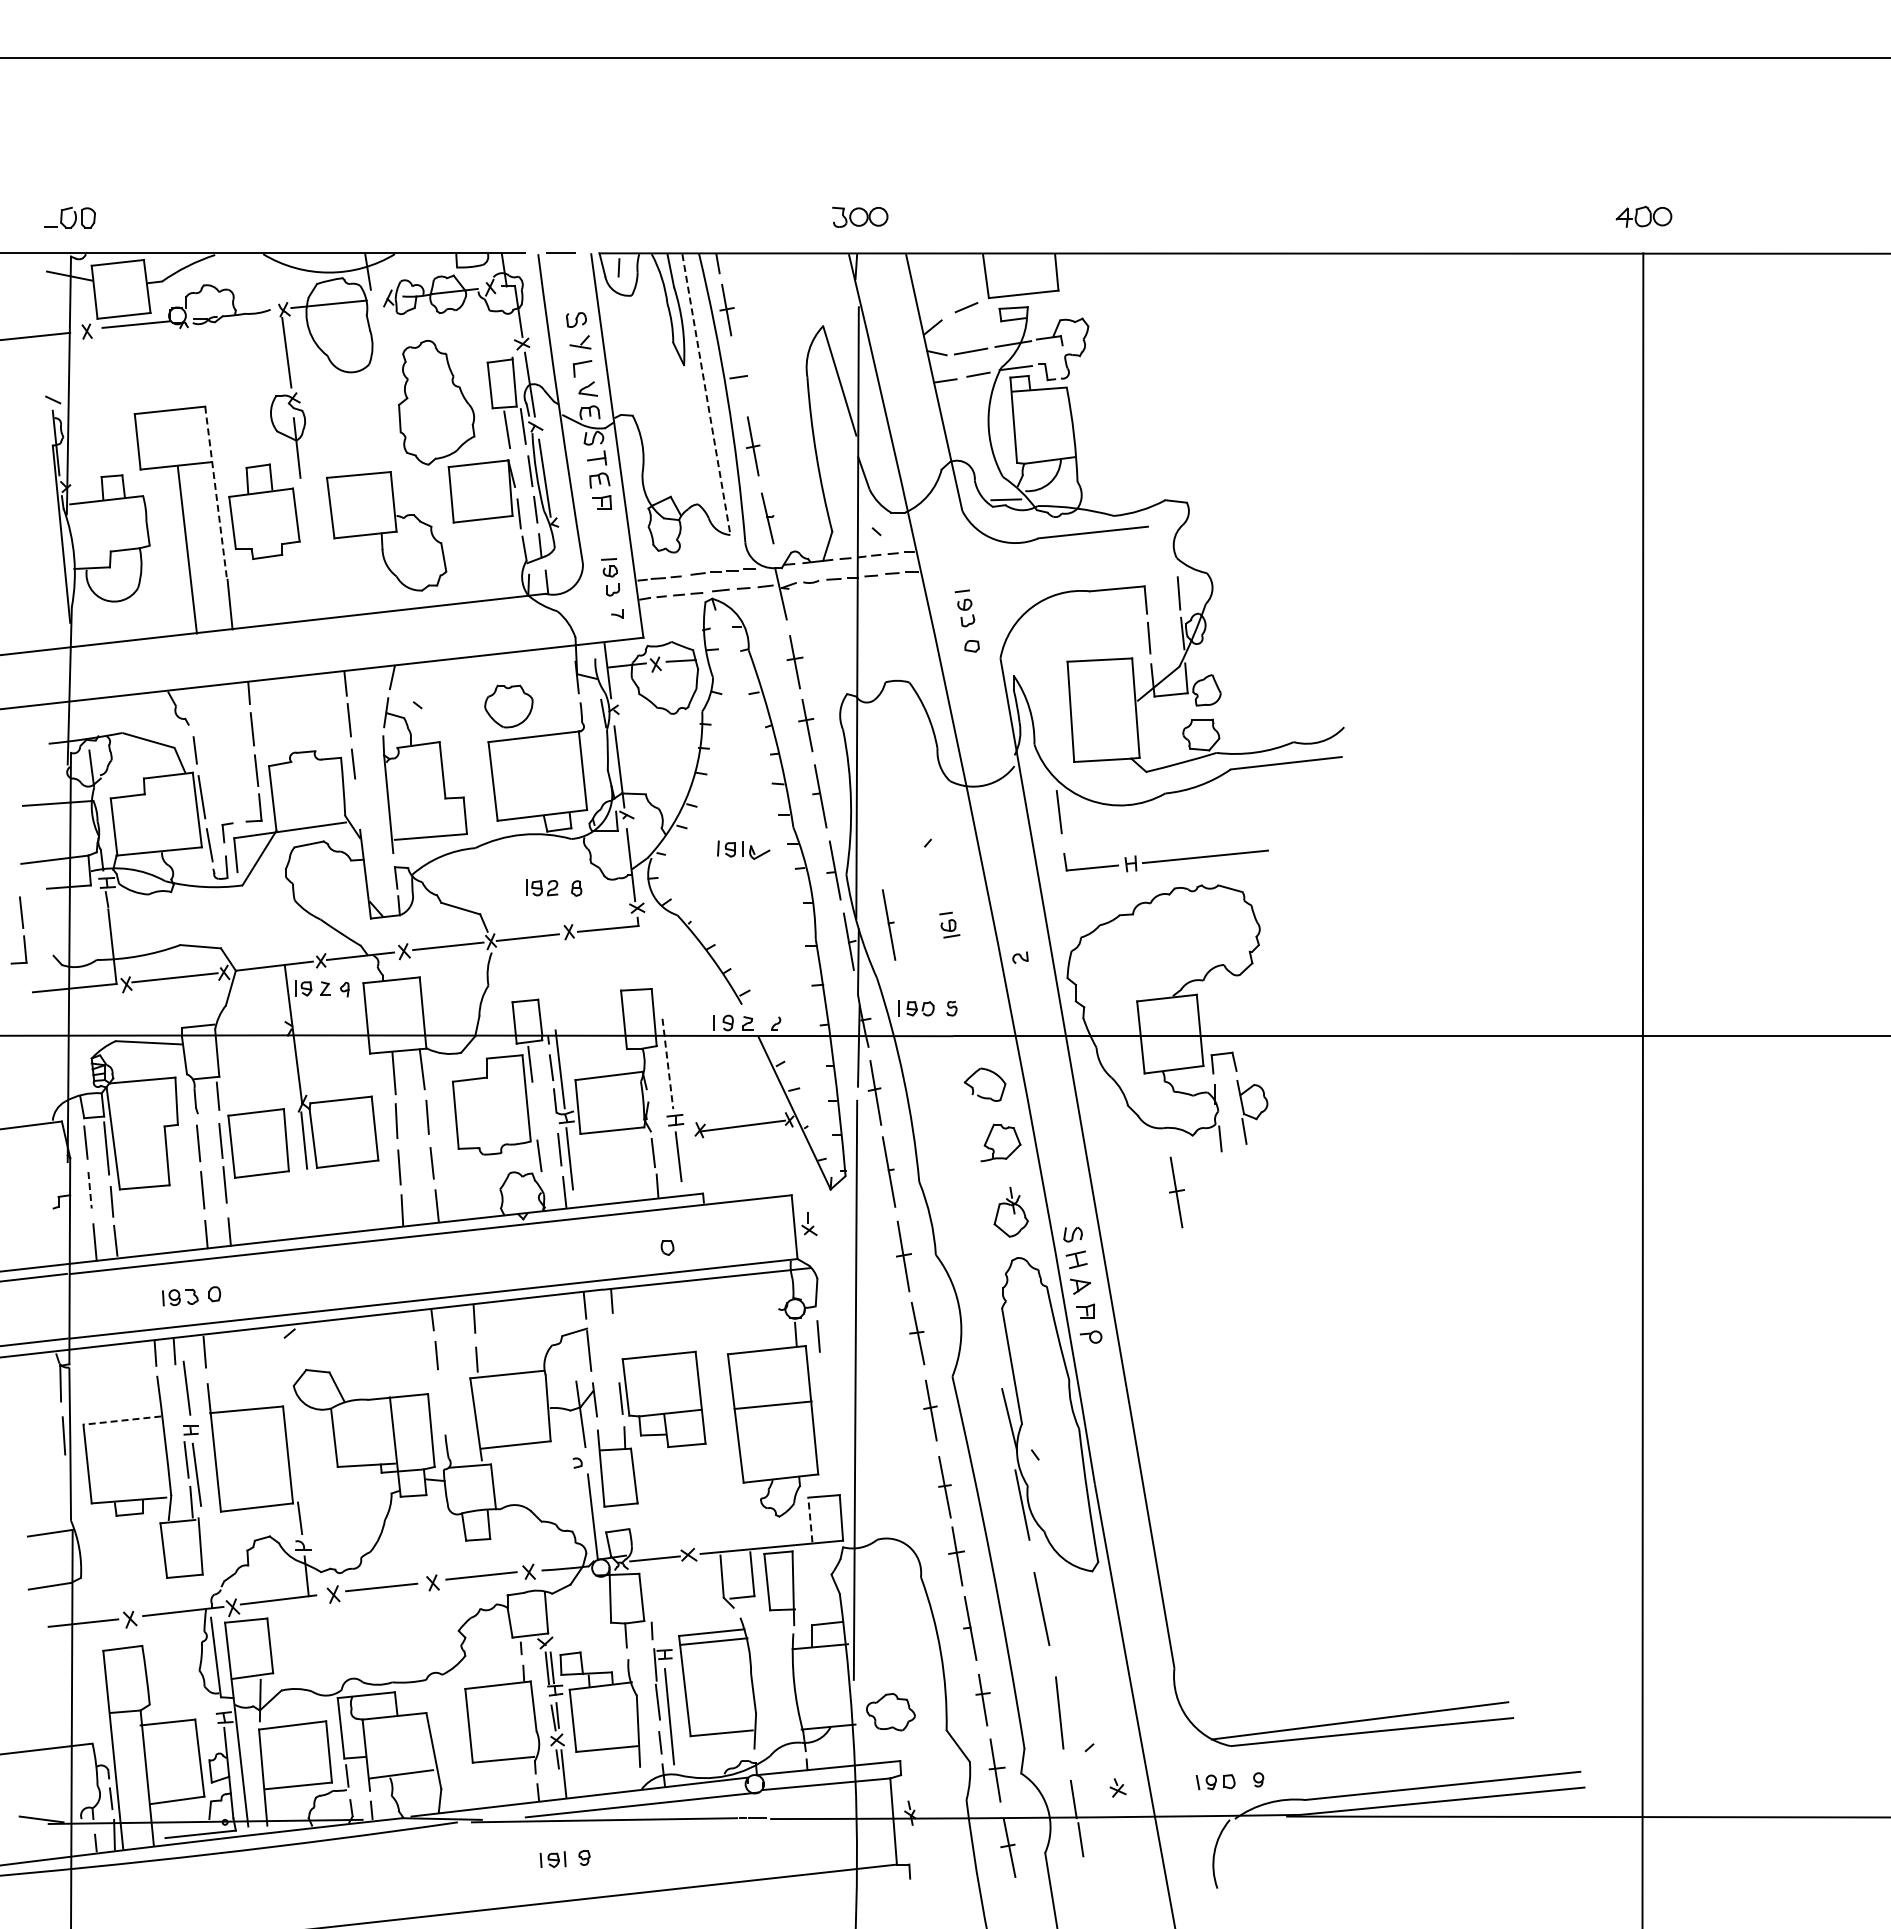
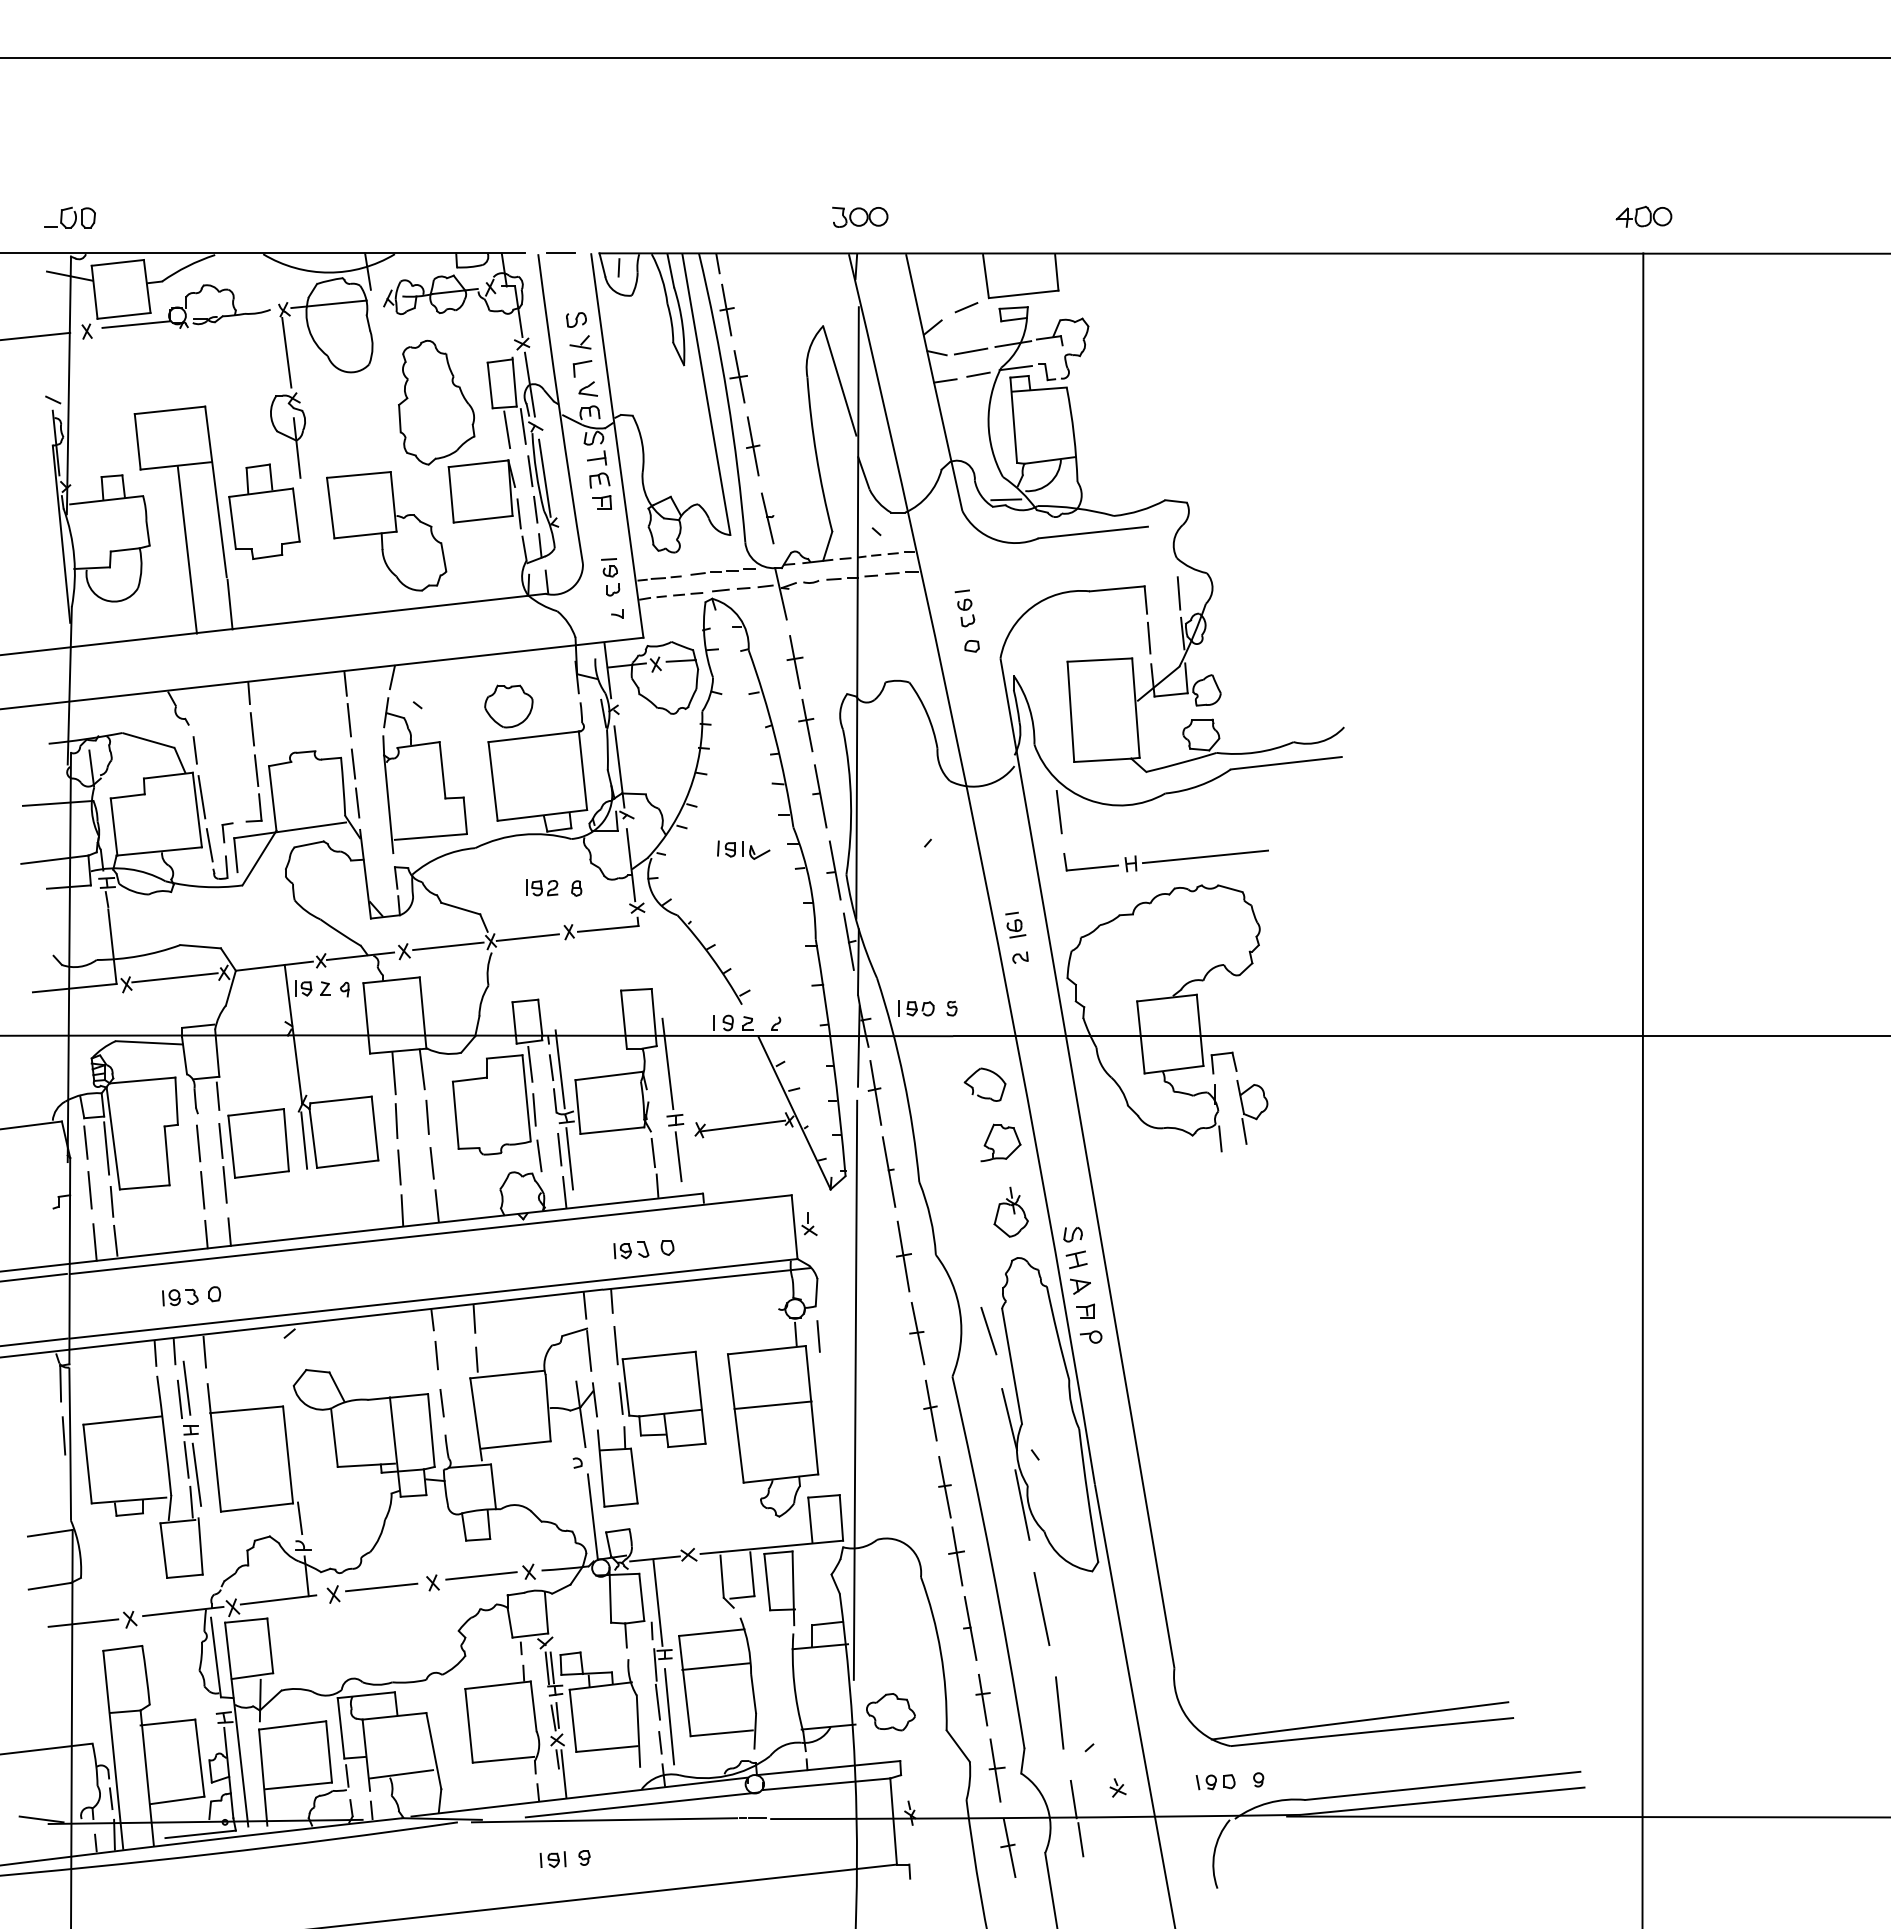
line: none -> present (739, 376)
line: dashed -> solid (706, 395)
line: dashed -> solid (216, 492)
line: none -> present (357, 802)
part: present -> none (889, 924)
part position: (949, 924) -> (1015, 924) (1015, 924)
part: present -> none (18, 930)
line: dashed -> solid (667, 1064)
line: none -> present (534, 1109)
line: dashed -> solid (90, 1190)
part: present -> none (1176, 1192)
part: none -> present (631, 1250)
line: none -> present (988, 1330)
line: none -> present (615, 1345)
line: none -> present (179, 1399)
line: none -> present (441, 1403)
line: dashed -> solid (121, 1420)
line: dashed -> solid (810, 1519)
line: none -> present (657, 1602)
line position: (713, 1641) -> (715, 1666) (715, 1666)
